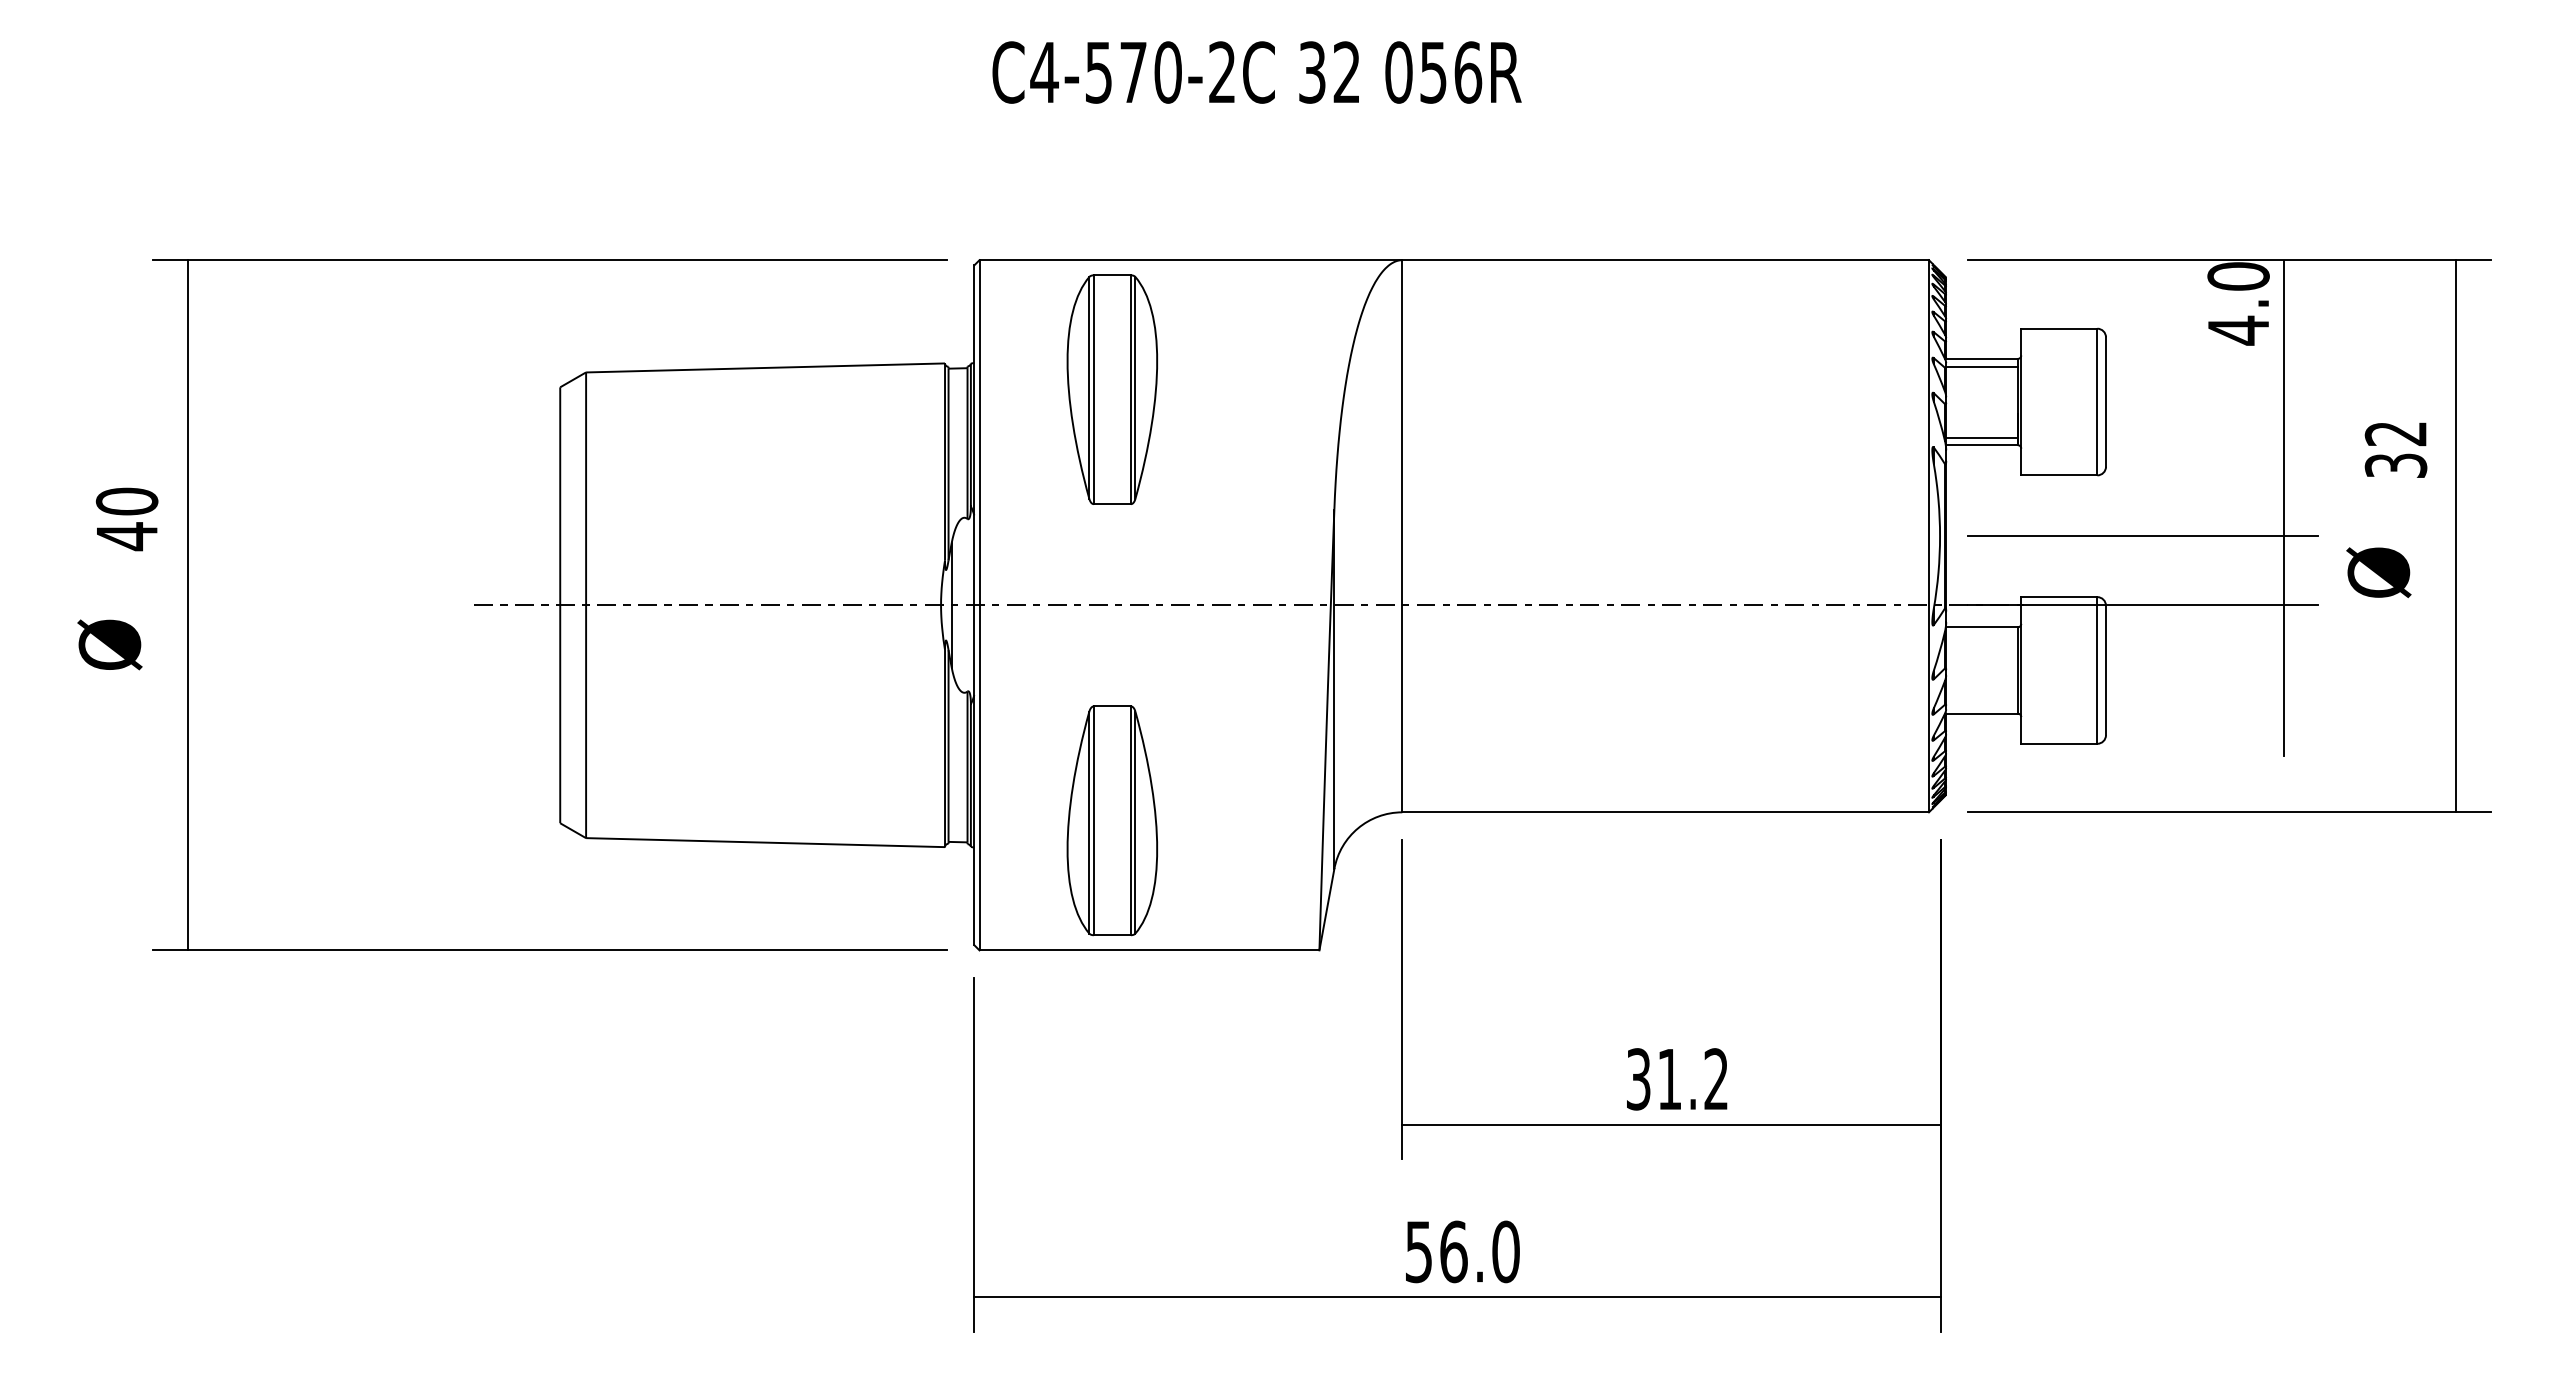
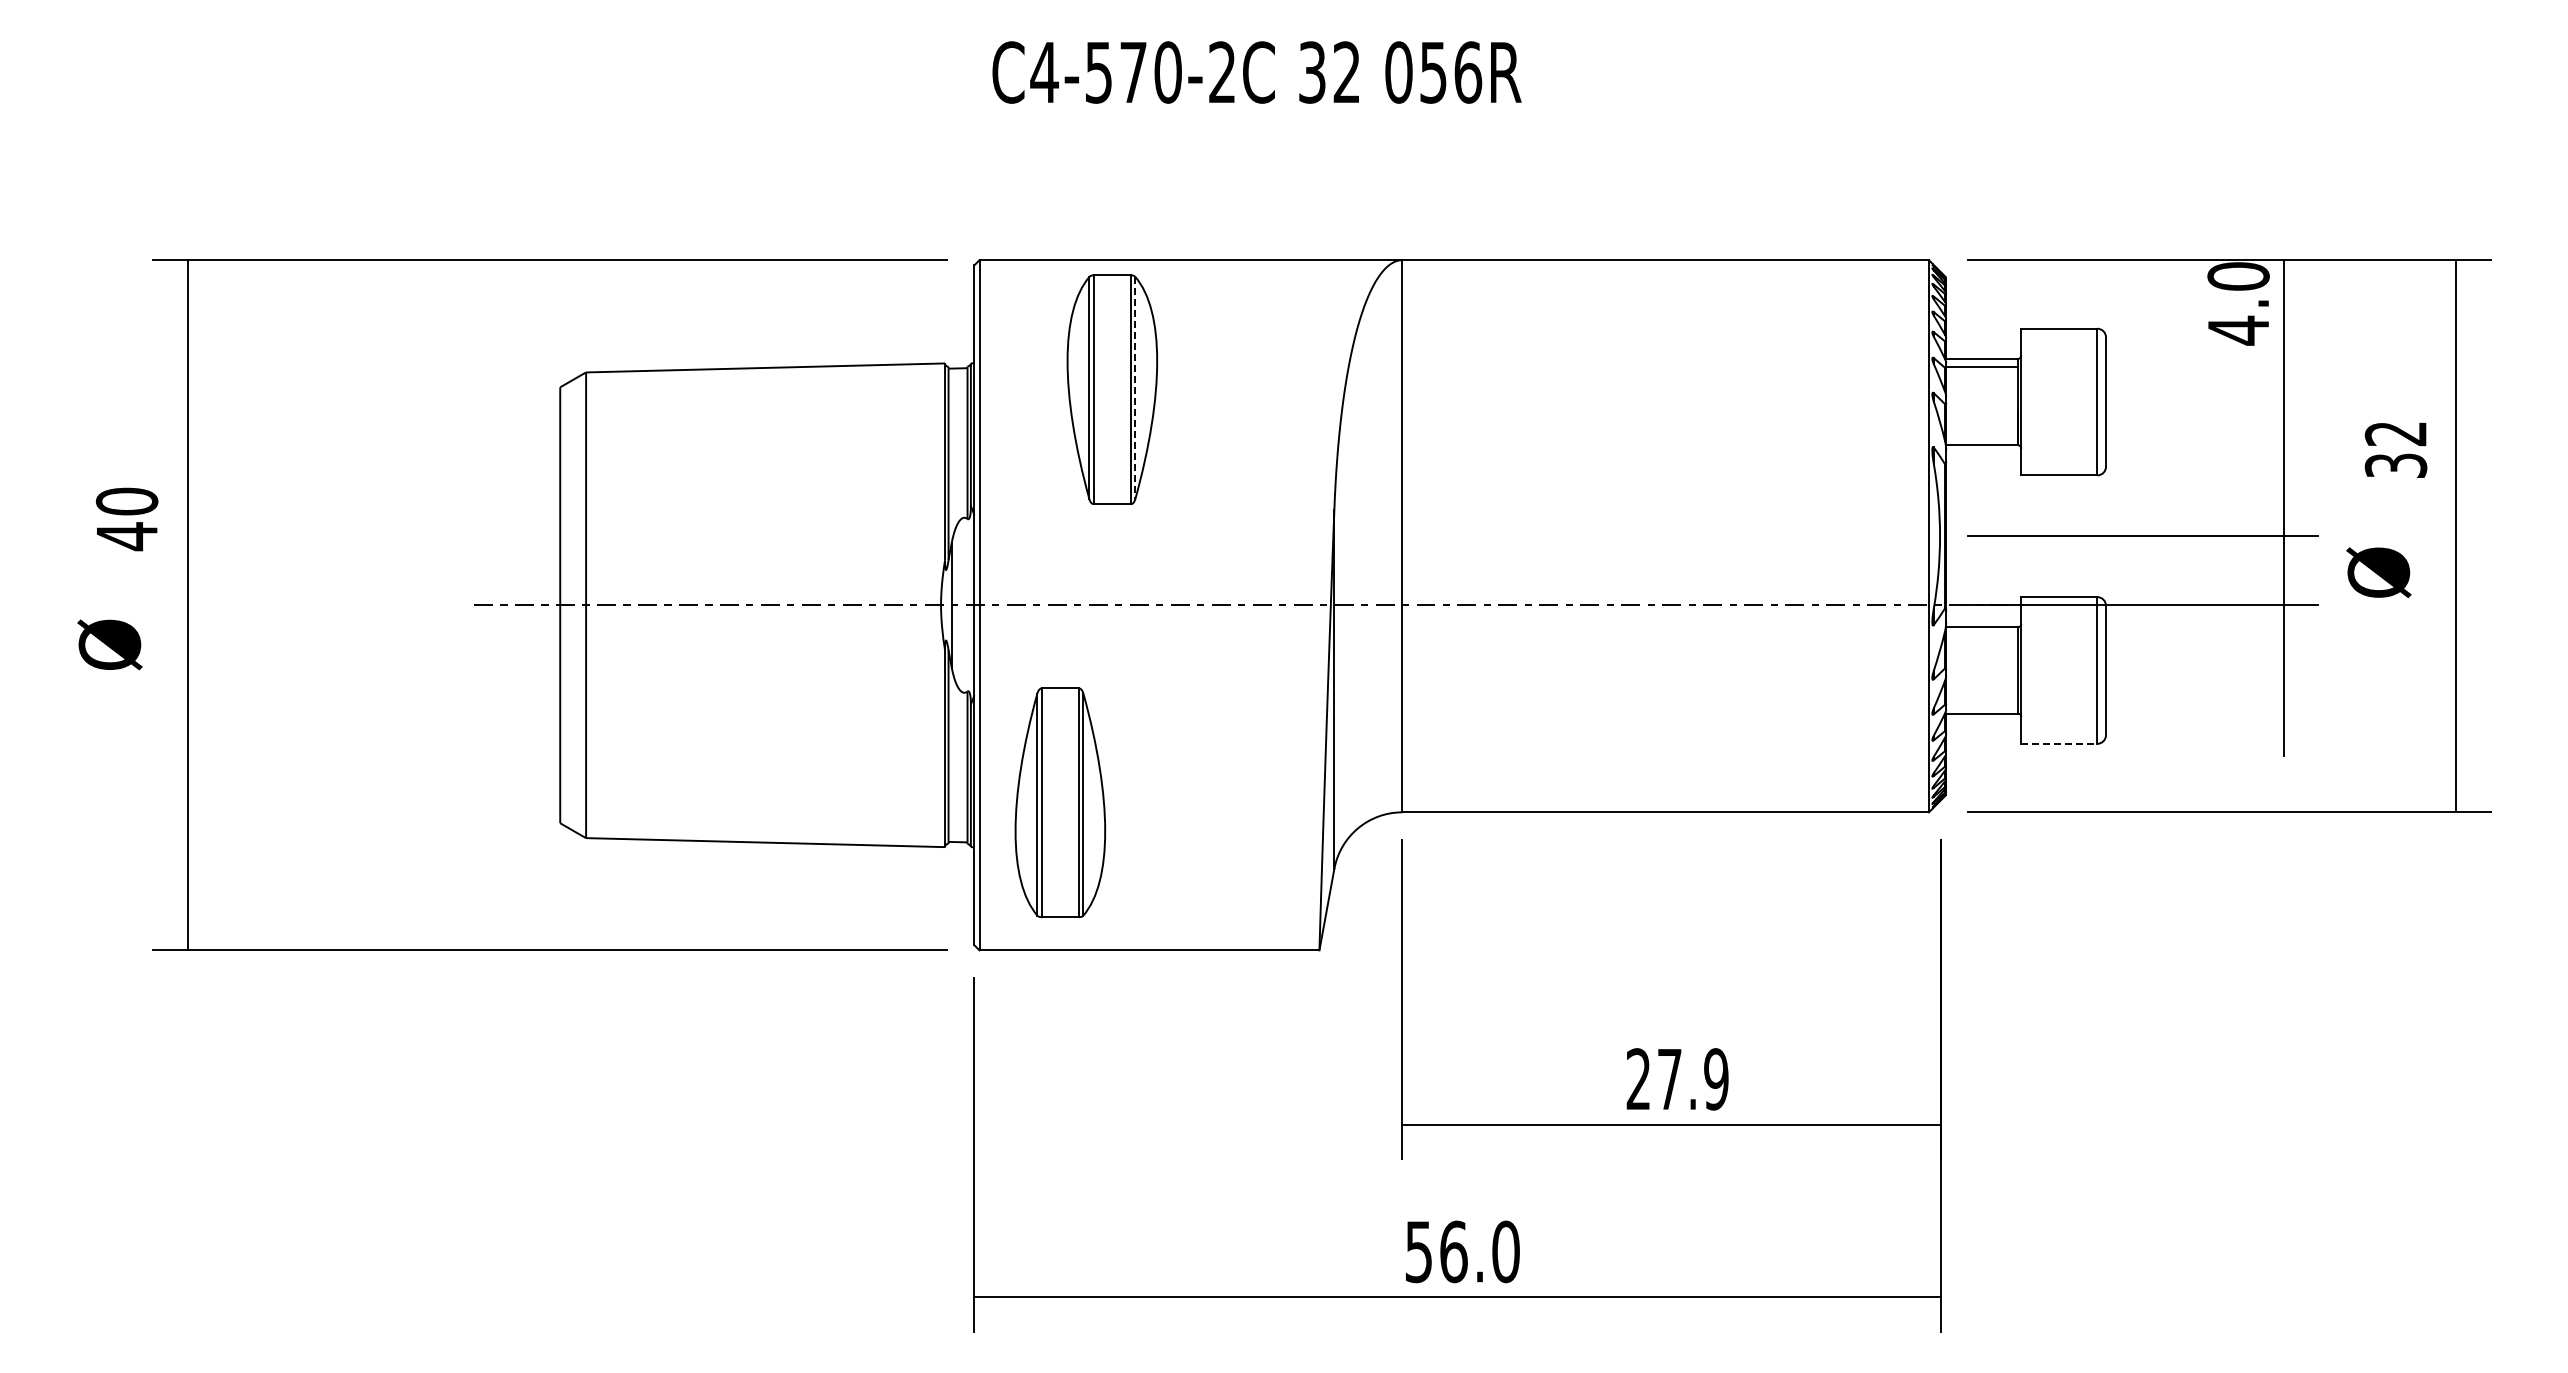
line: solid -> dashed (1135, 387)
line: present -> none (1981, 437)
line: solid -> dashed (2059, 743)
part position: (1111, 820) -> (1059, 802) (1059, 802)
text: 31.2 -> 27.9 (1677, 1079)
